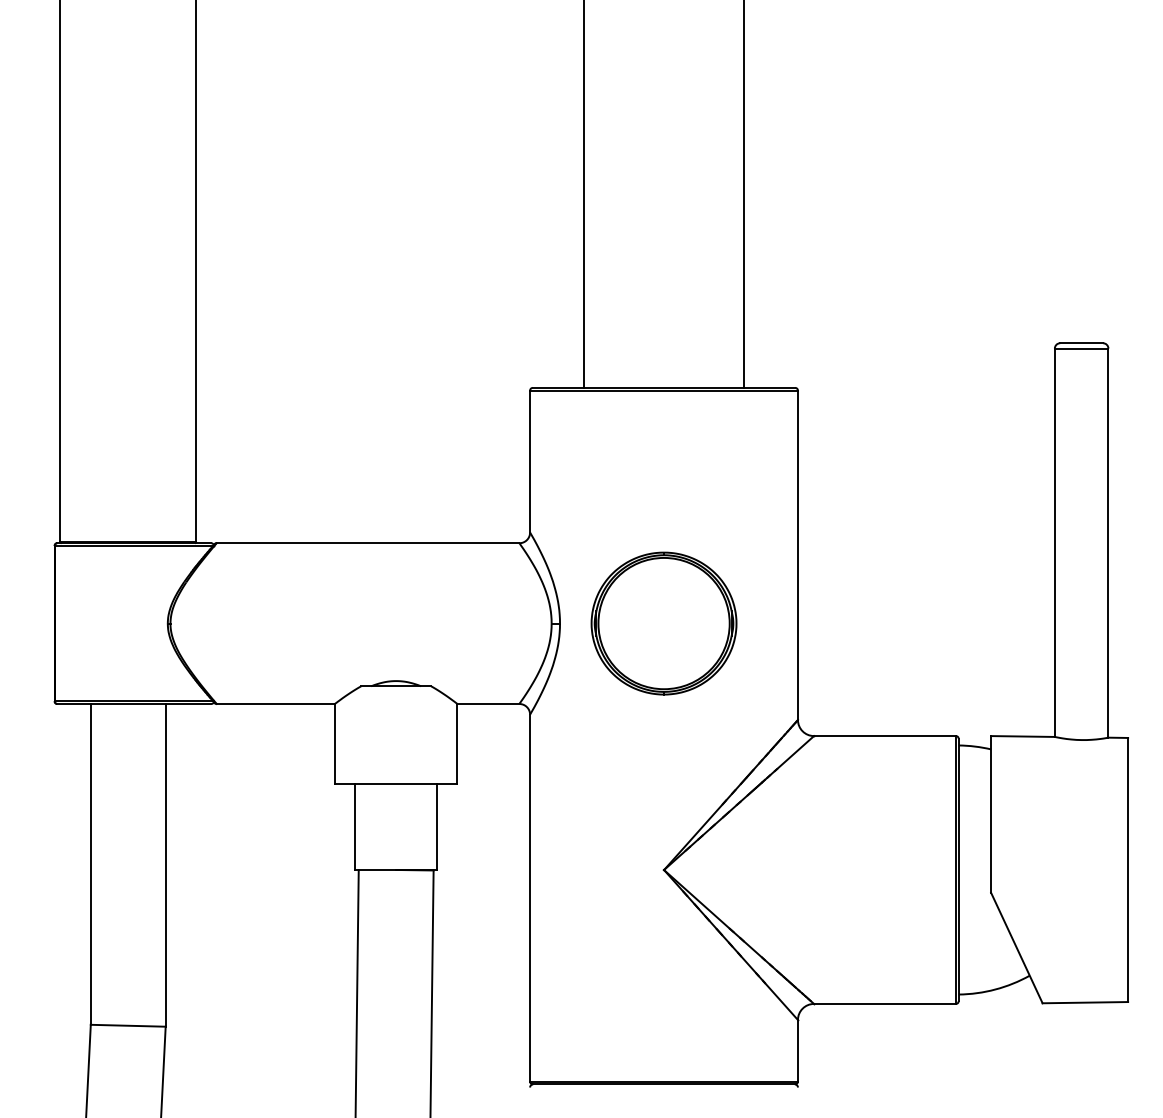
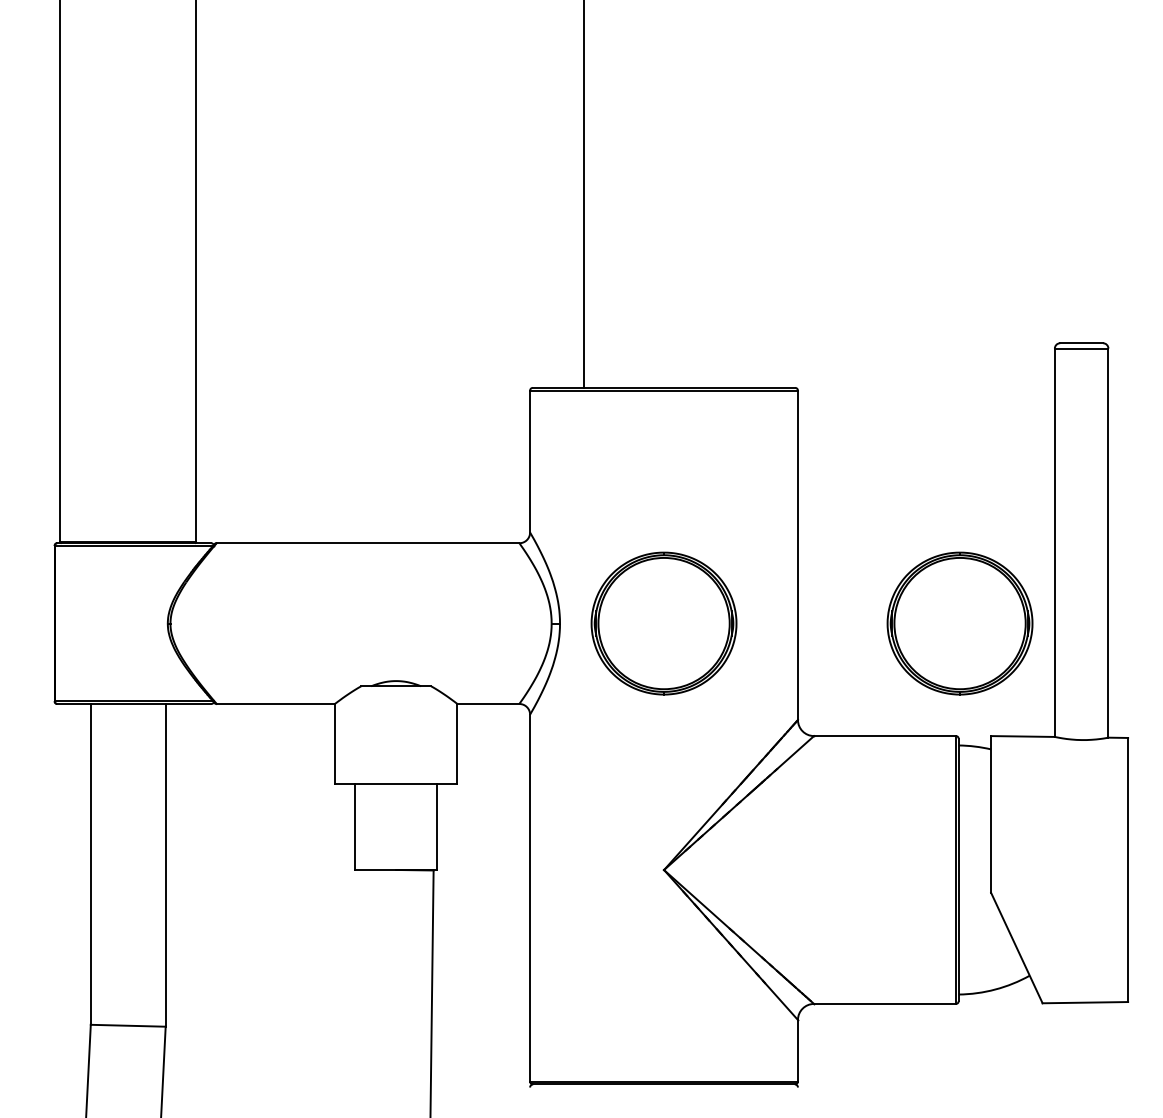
line: present -> none (744, 194)
part: none -> present (959, 623)
line: present -> none (356, 991)
